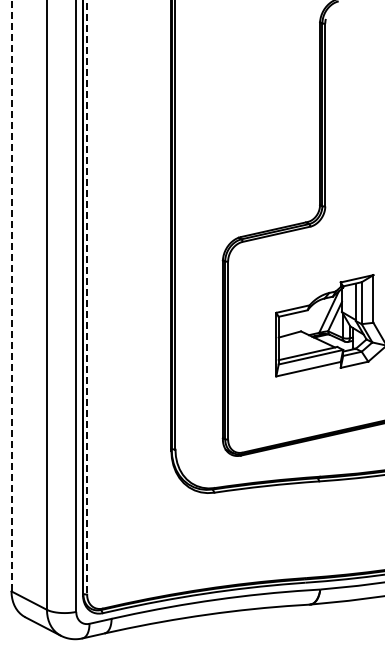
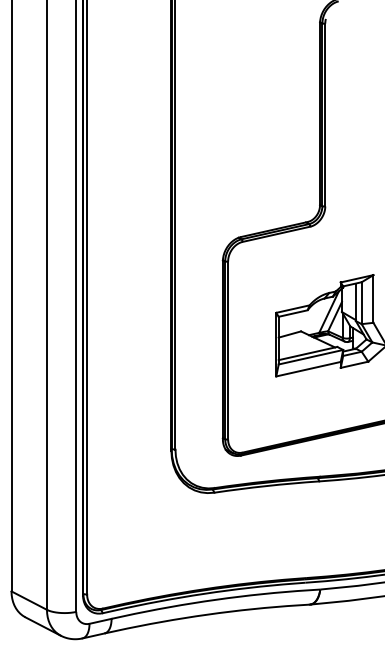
line: dashed -> solid (11, 295)
line: dashed -> solid (87, 297)
